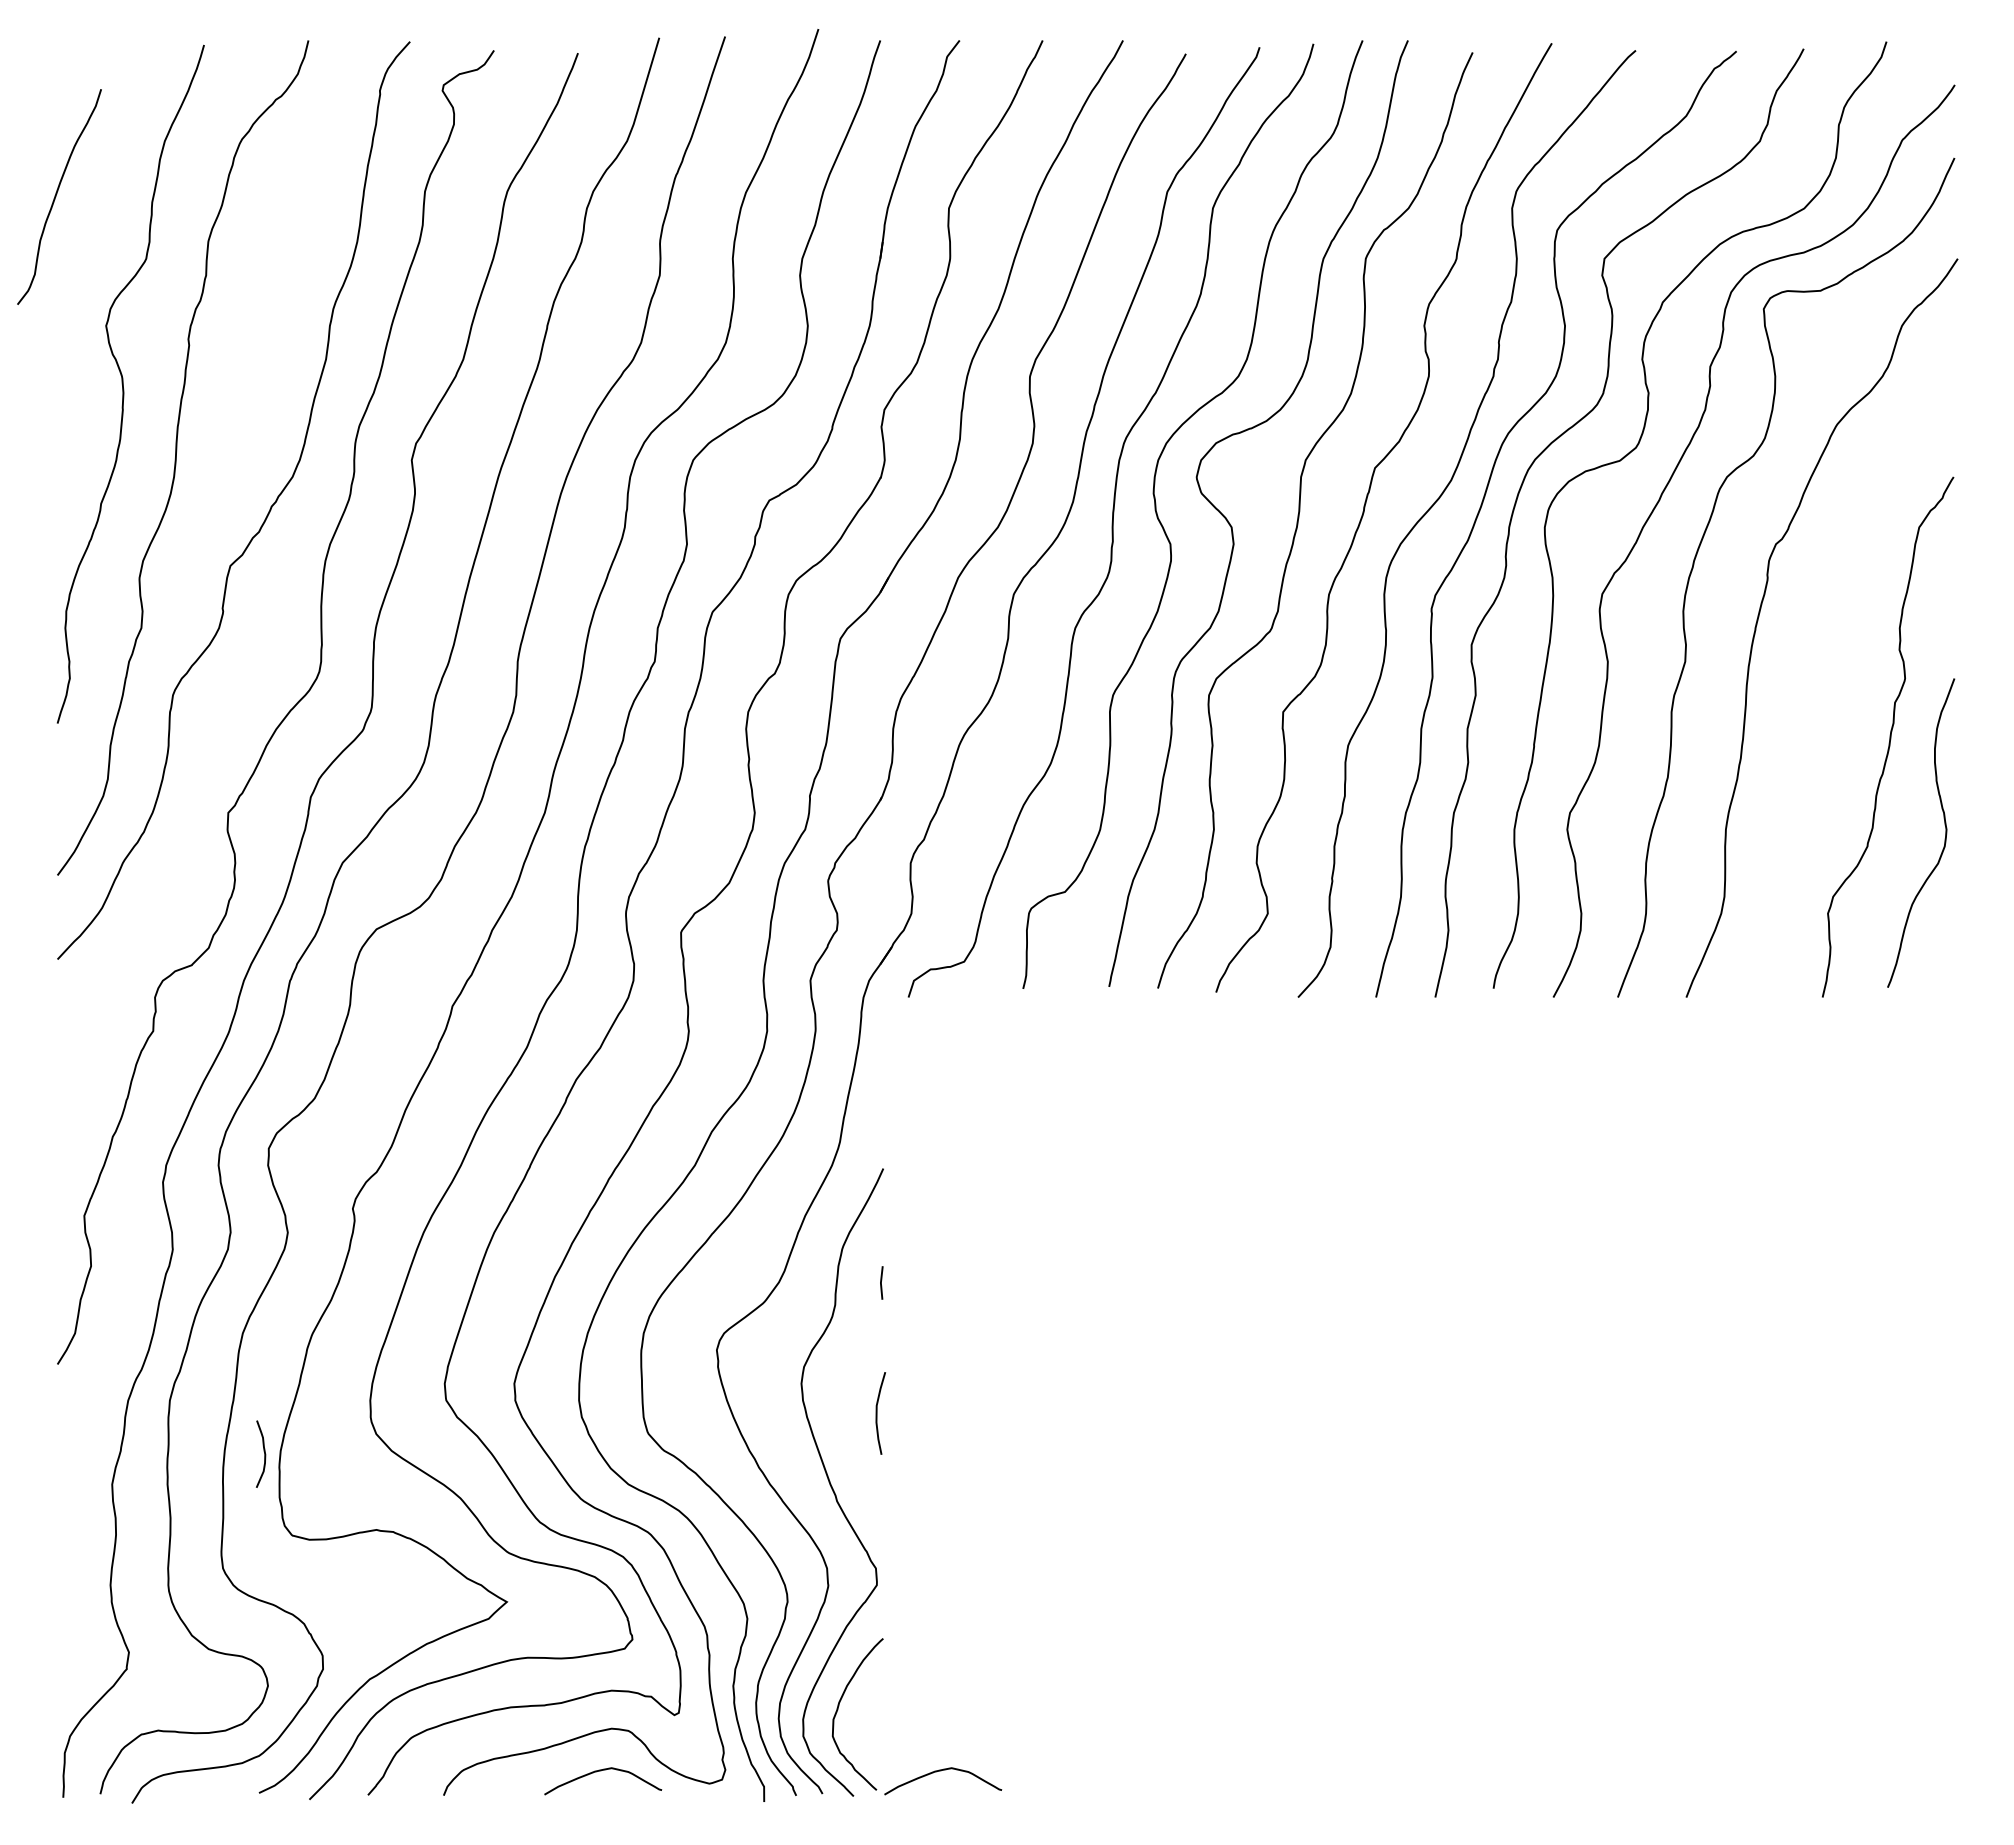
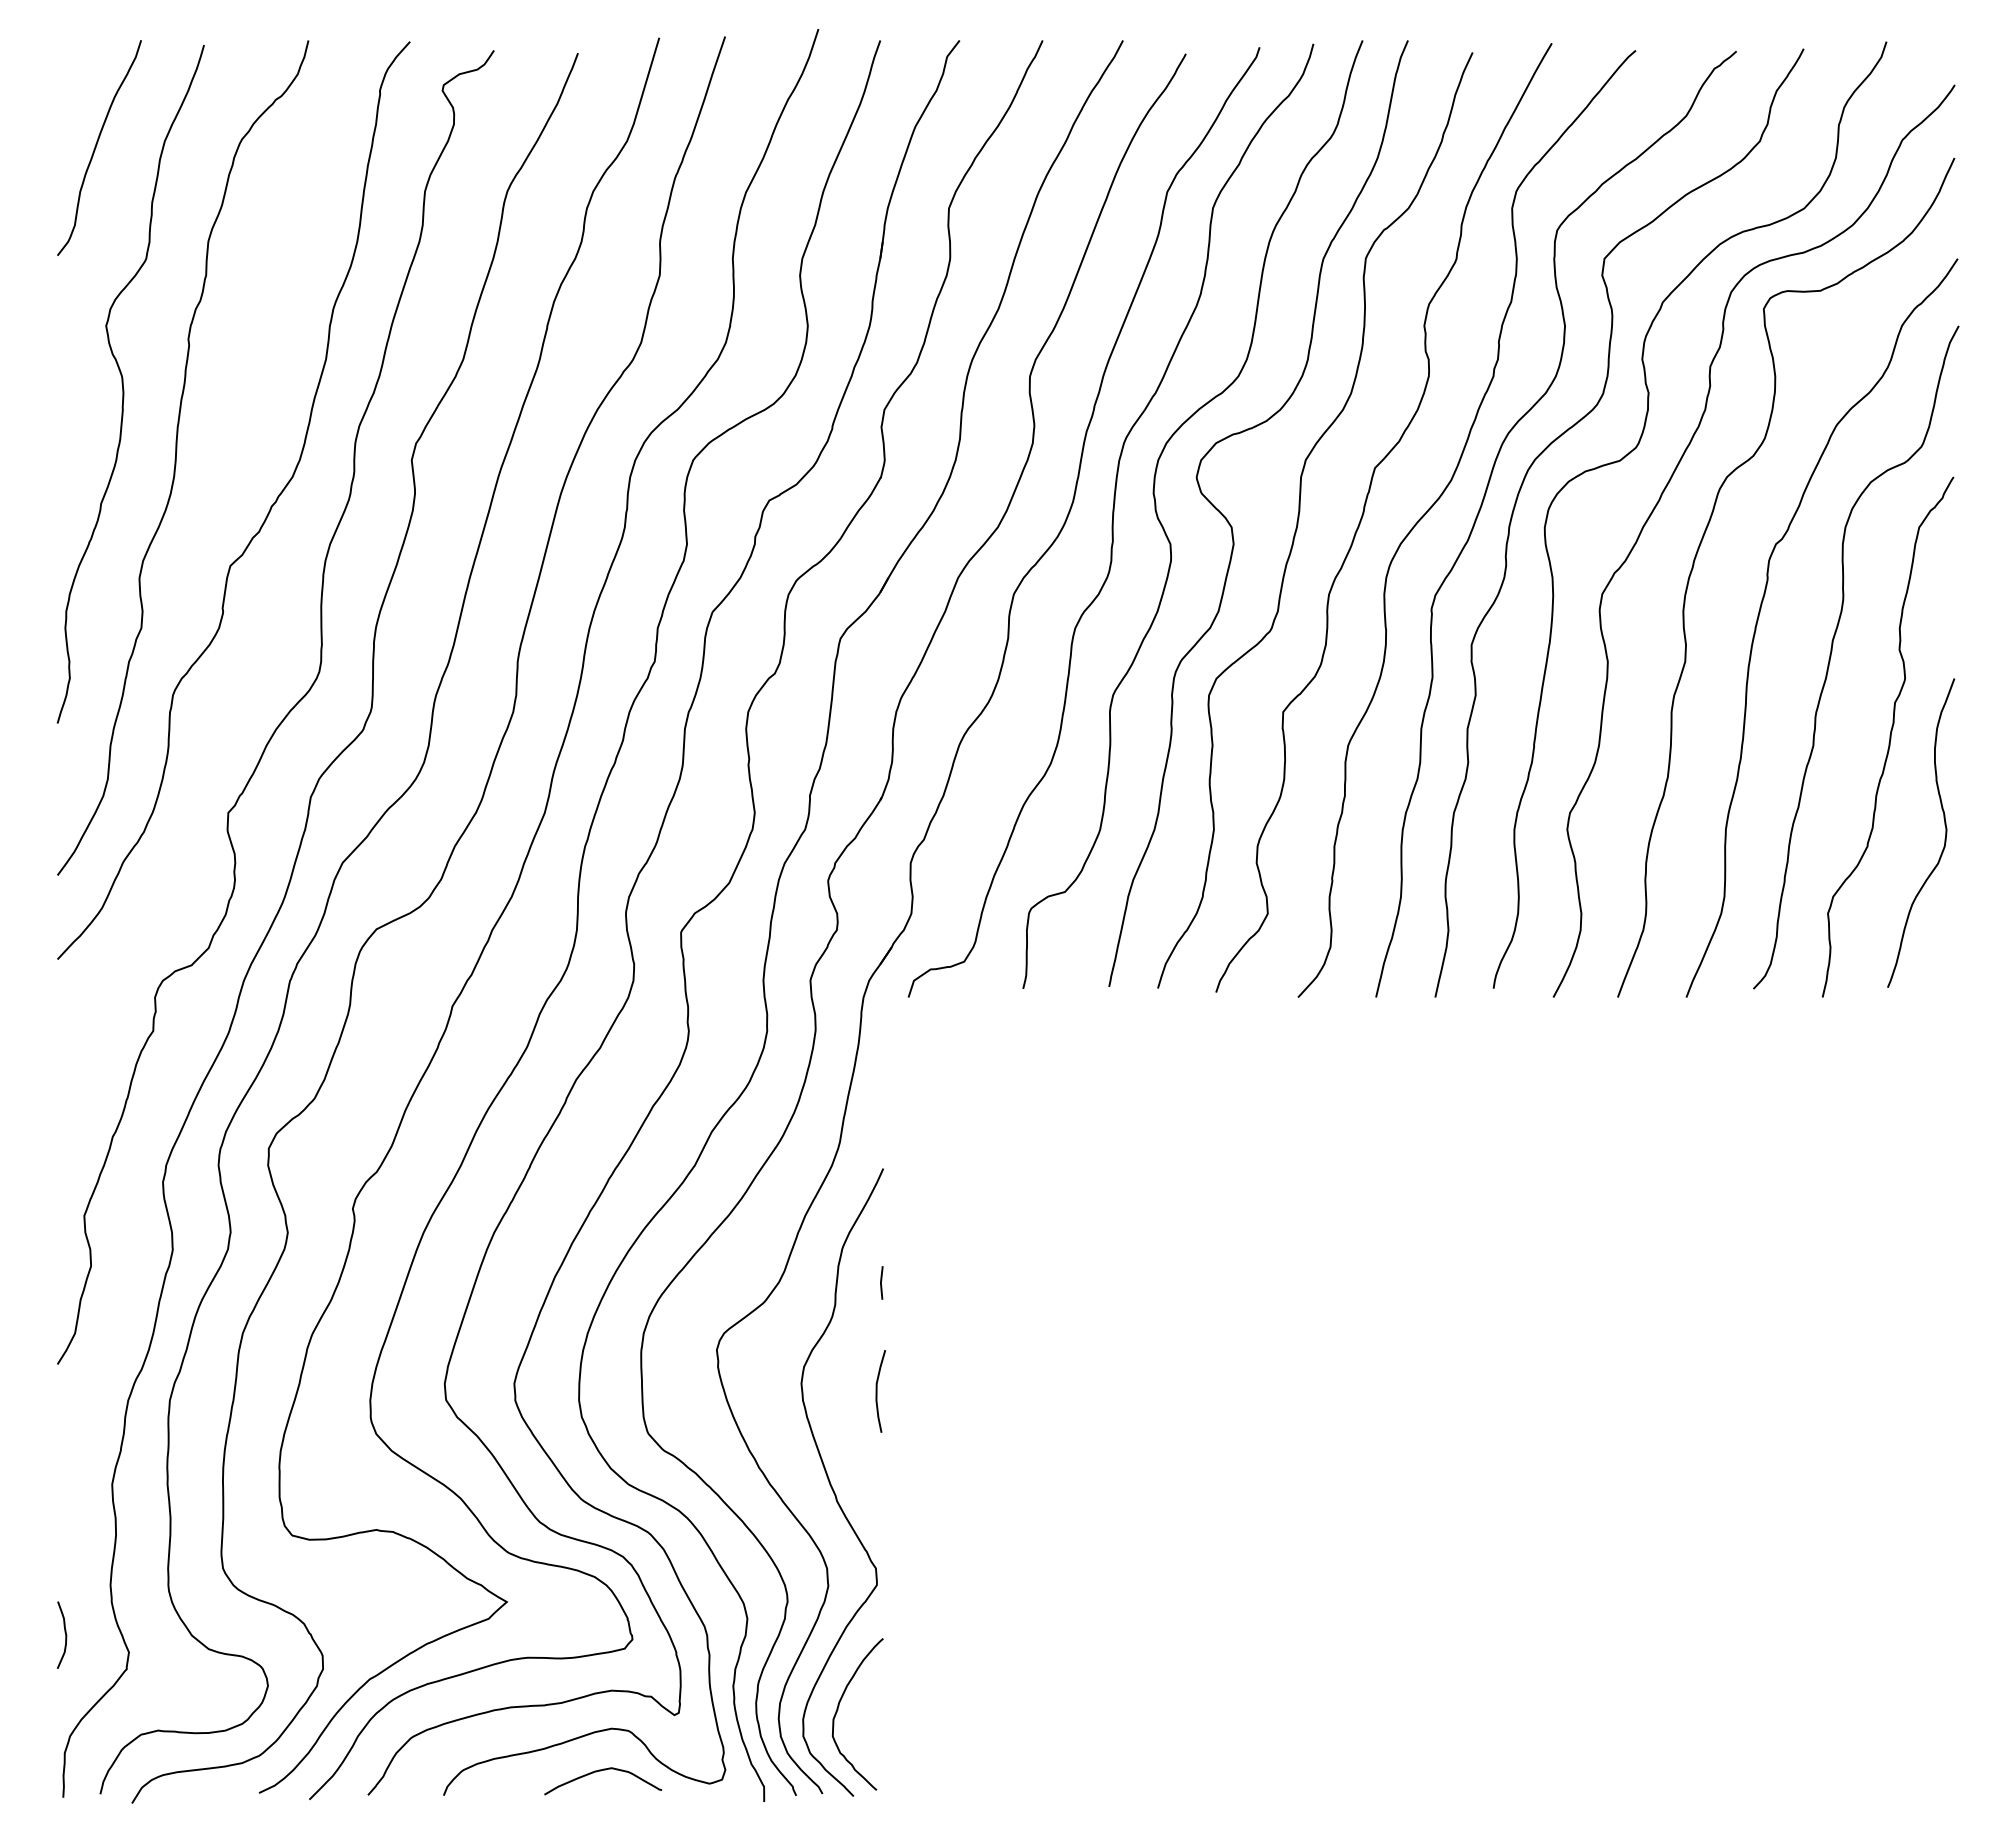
curve position: (57, 194) -> (97, 145) (97, 145)
curve: none -> present (1832, 651)
curve position: (877, 1413) -> (877, 1391) (877, 1391)
curve position: (263, 1451) -> (64, 1632) (64, 1632)
curve: present -> none (941, 1771)
